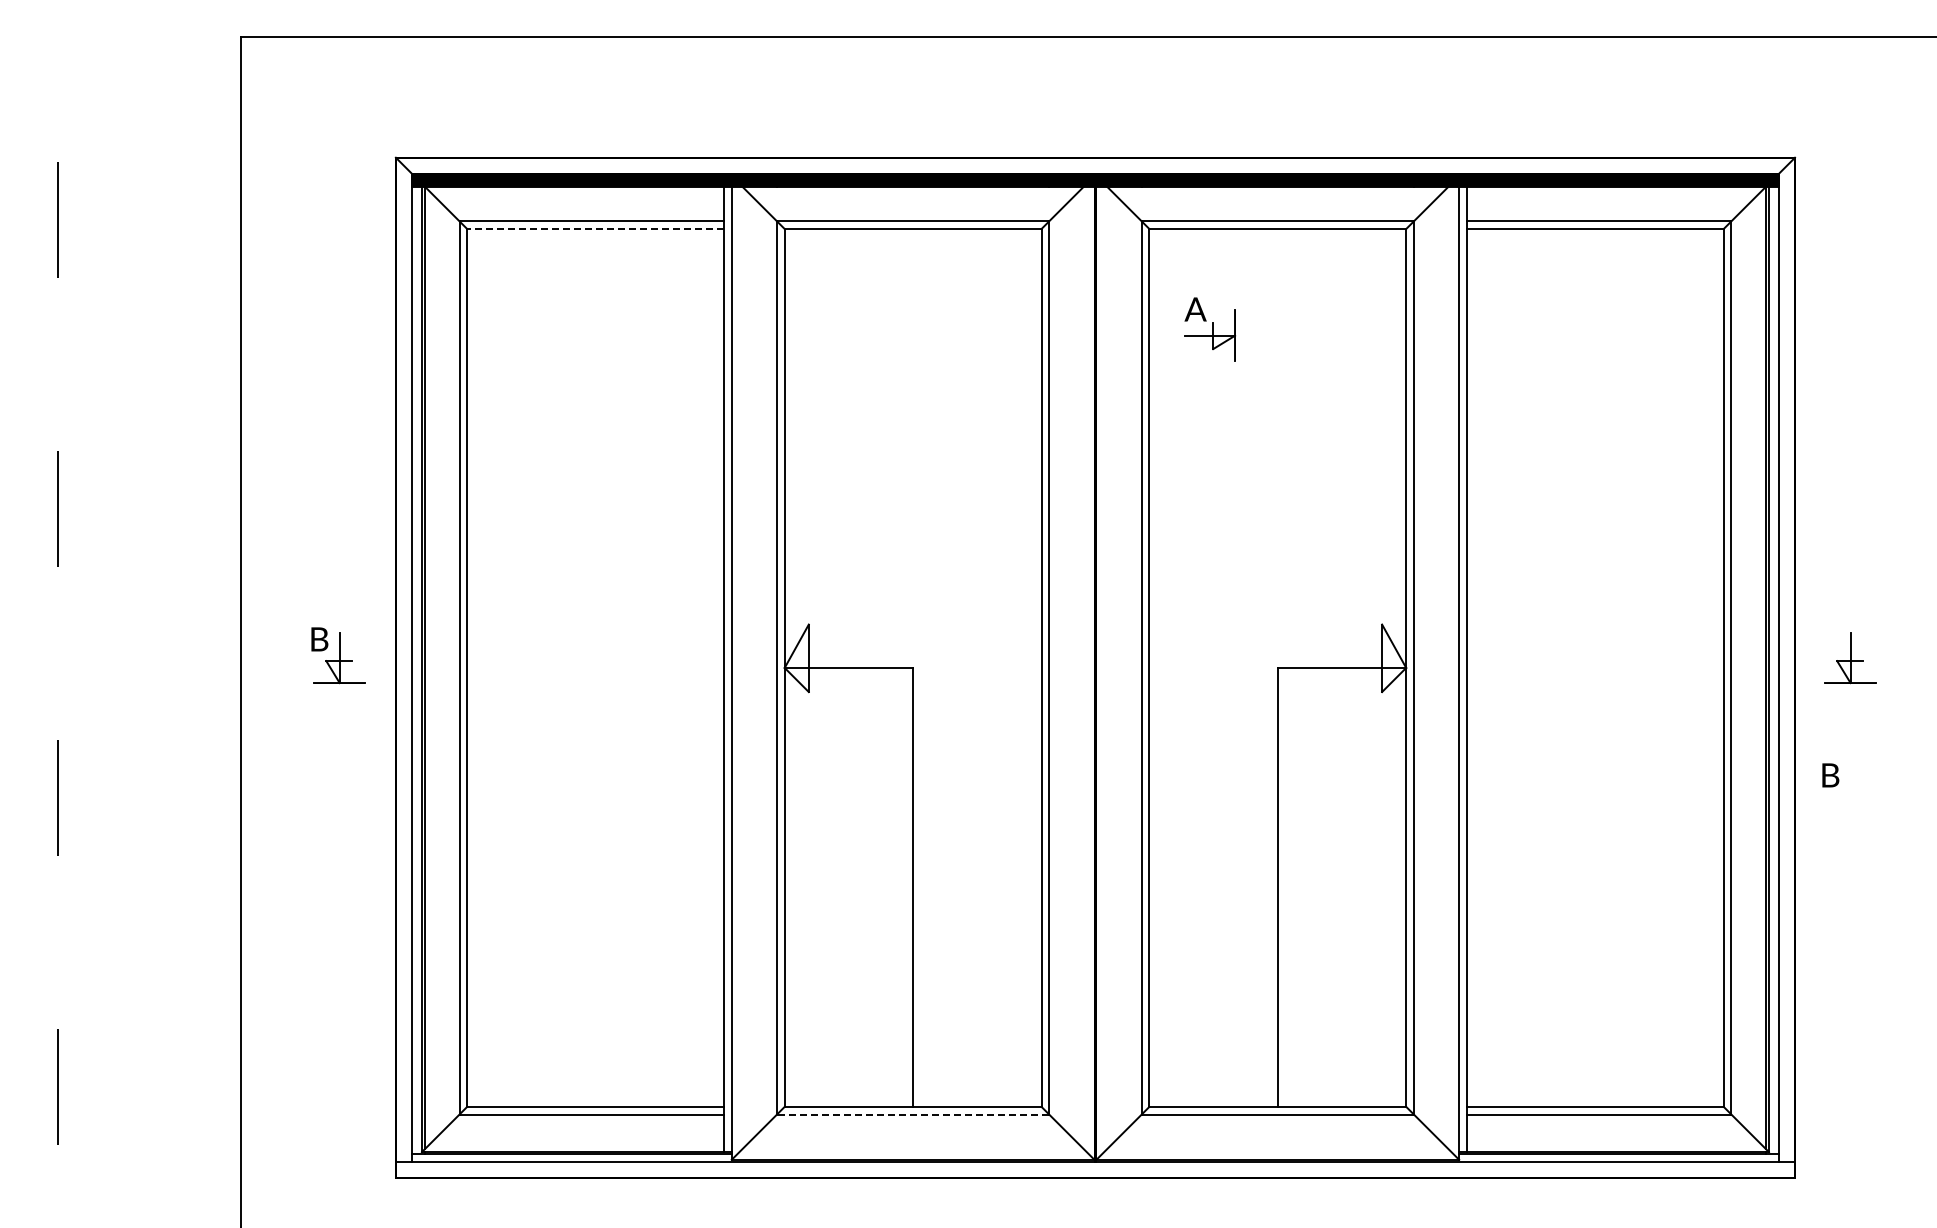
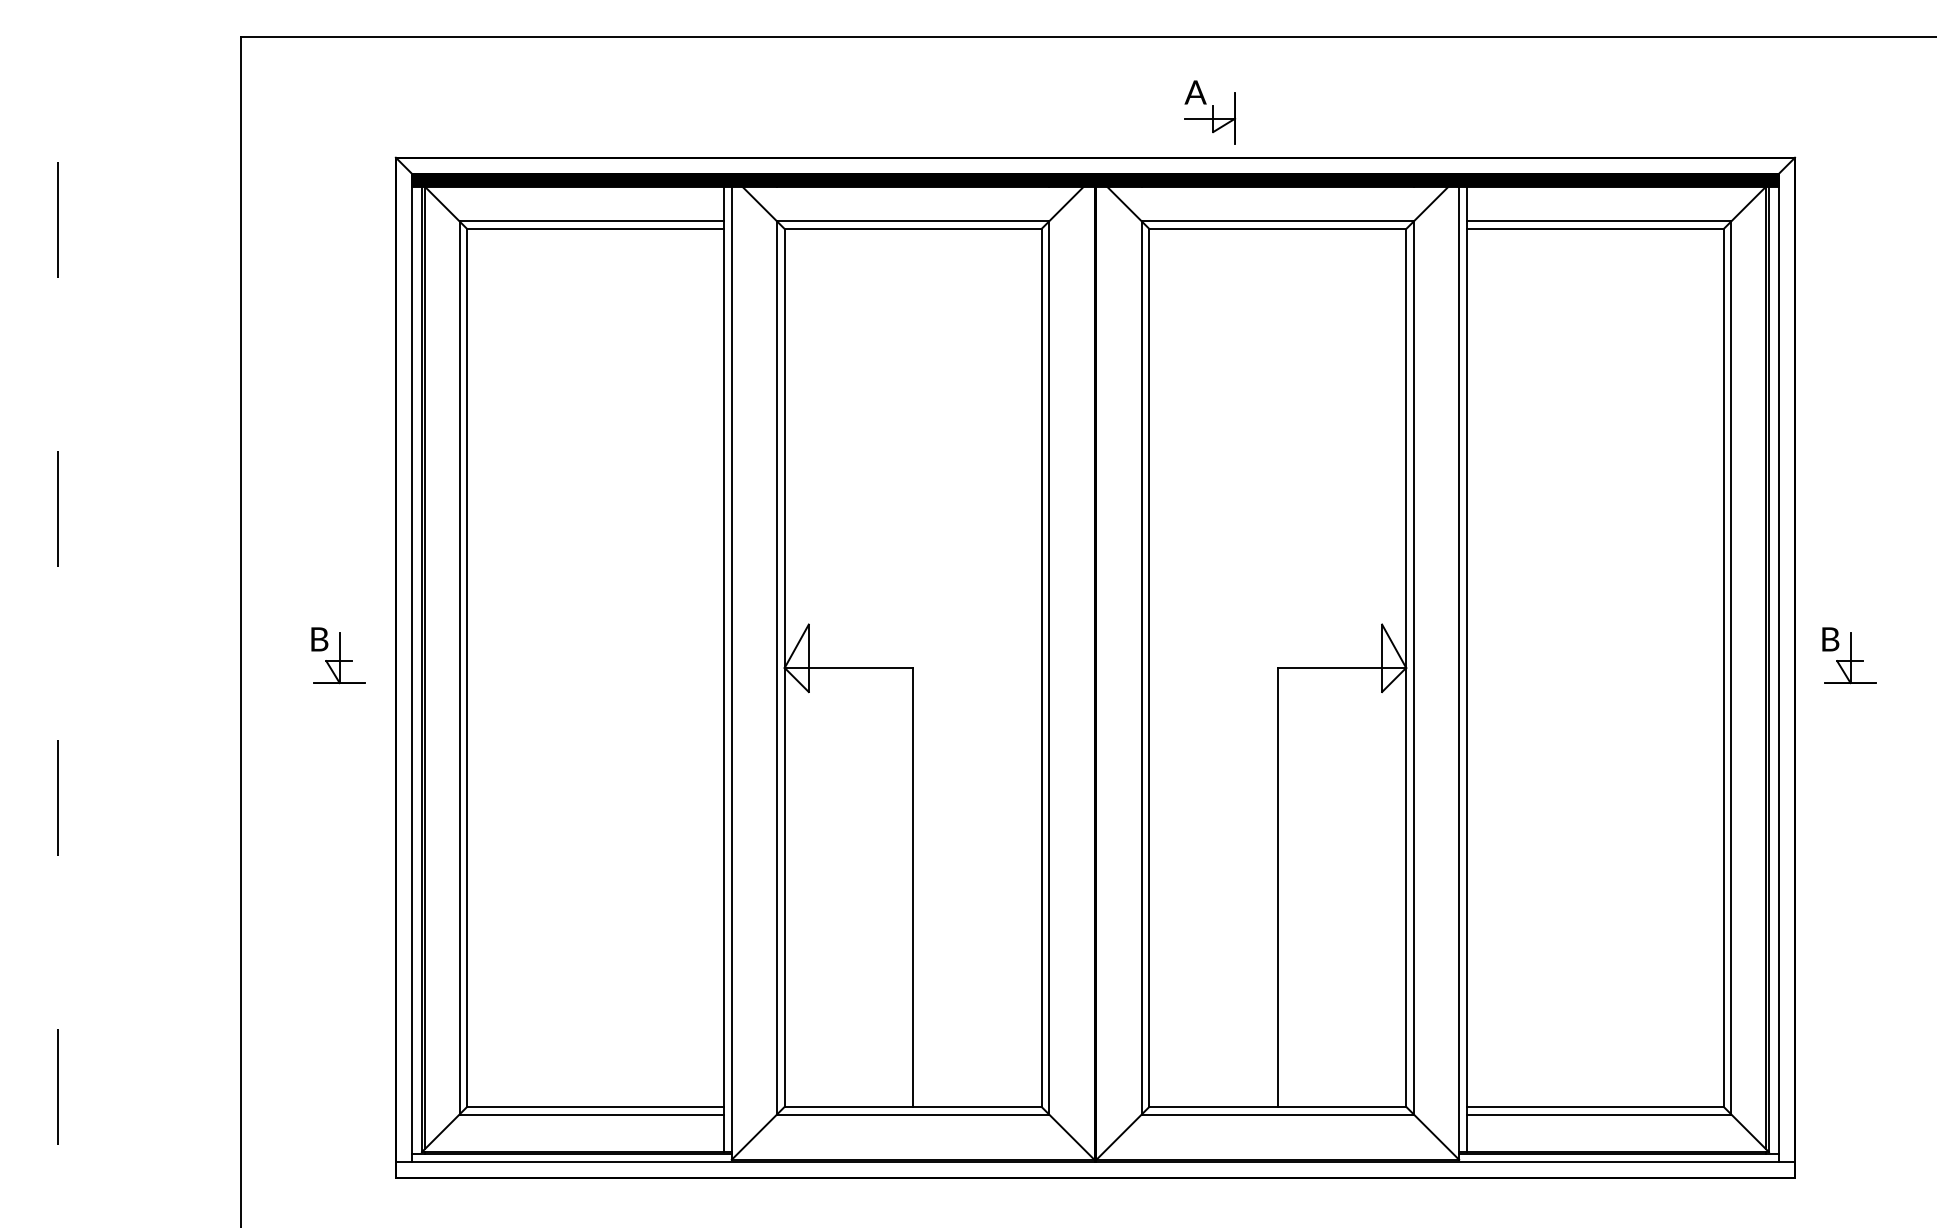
line: dashed -> solid (595, 229)
part position: (1210, 329) -> (1210, 112) (1210, 112)
text position: (1830, 775) -> (1830, 639) (1830, 639)
line: dashed -> solid (912, 1114)
